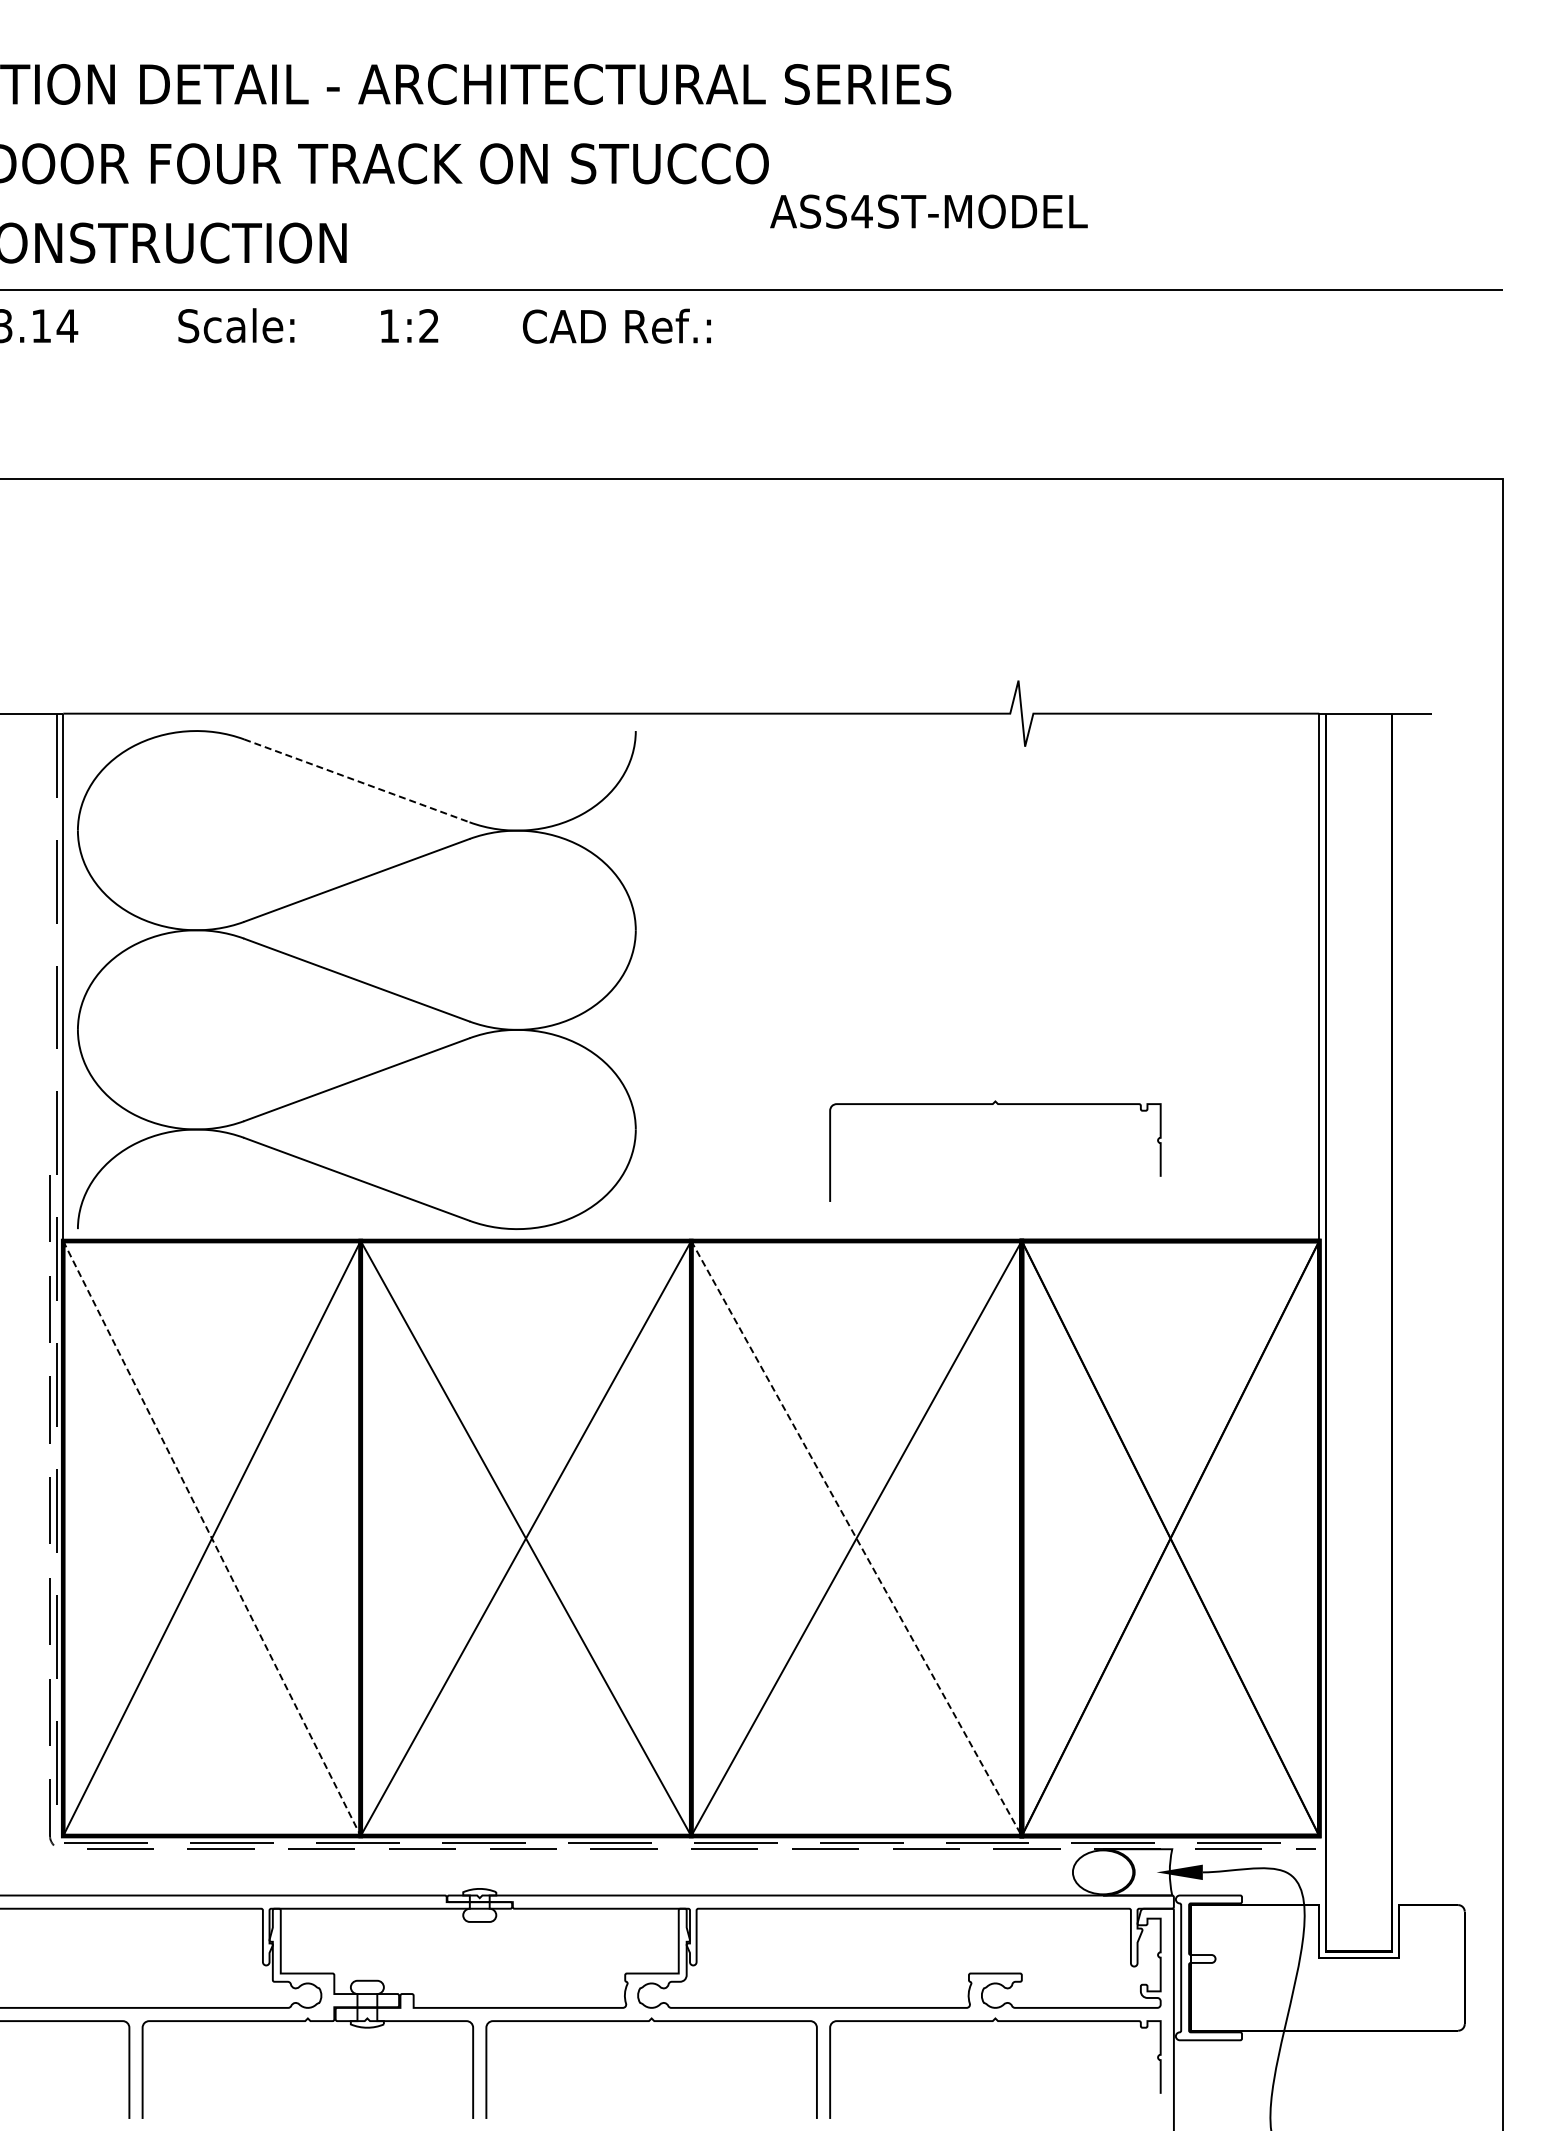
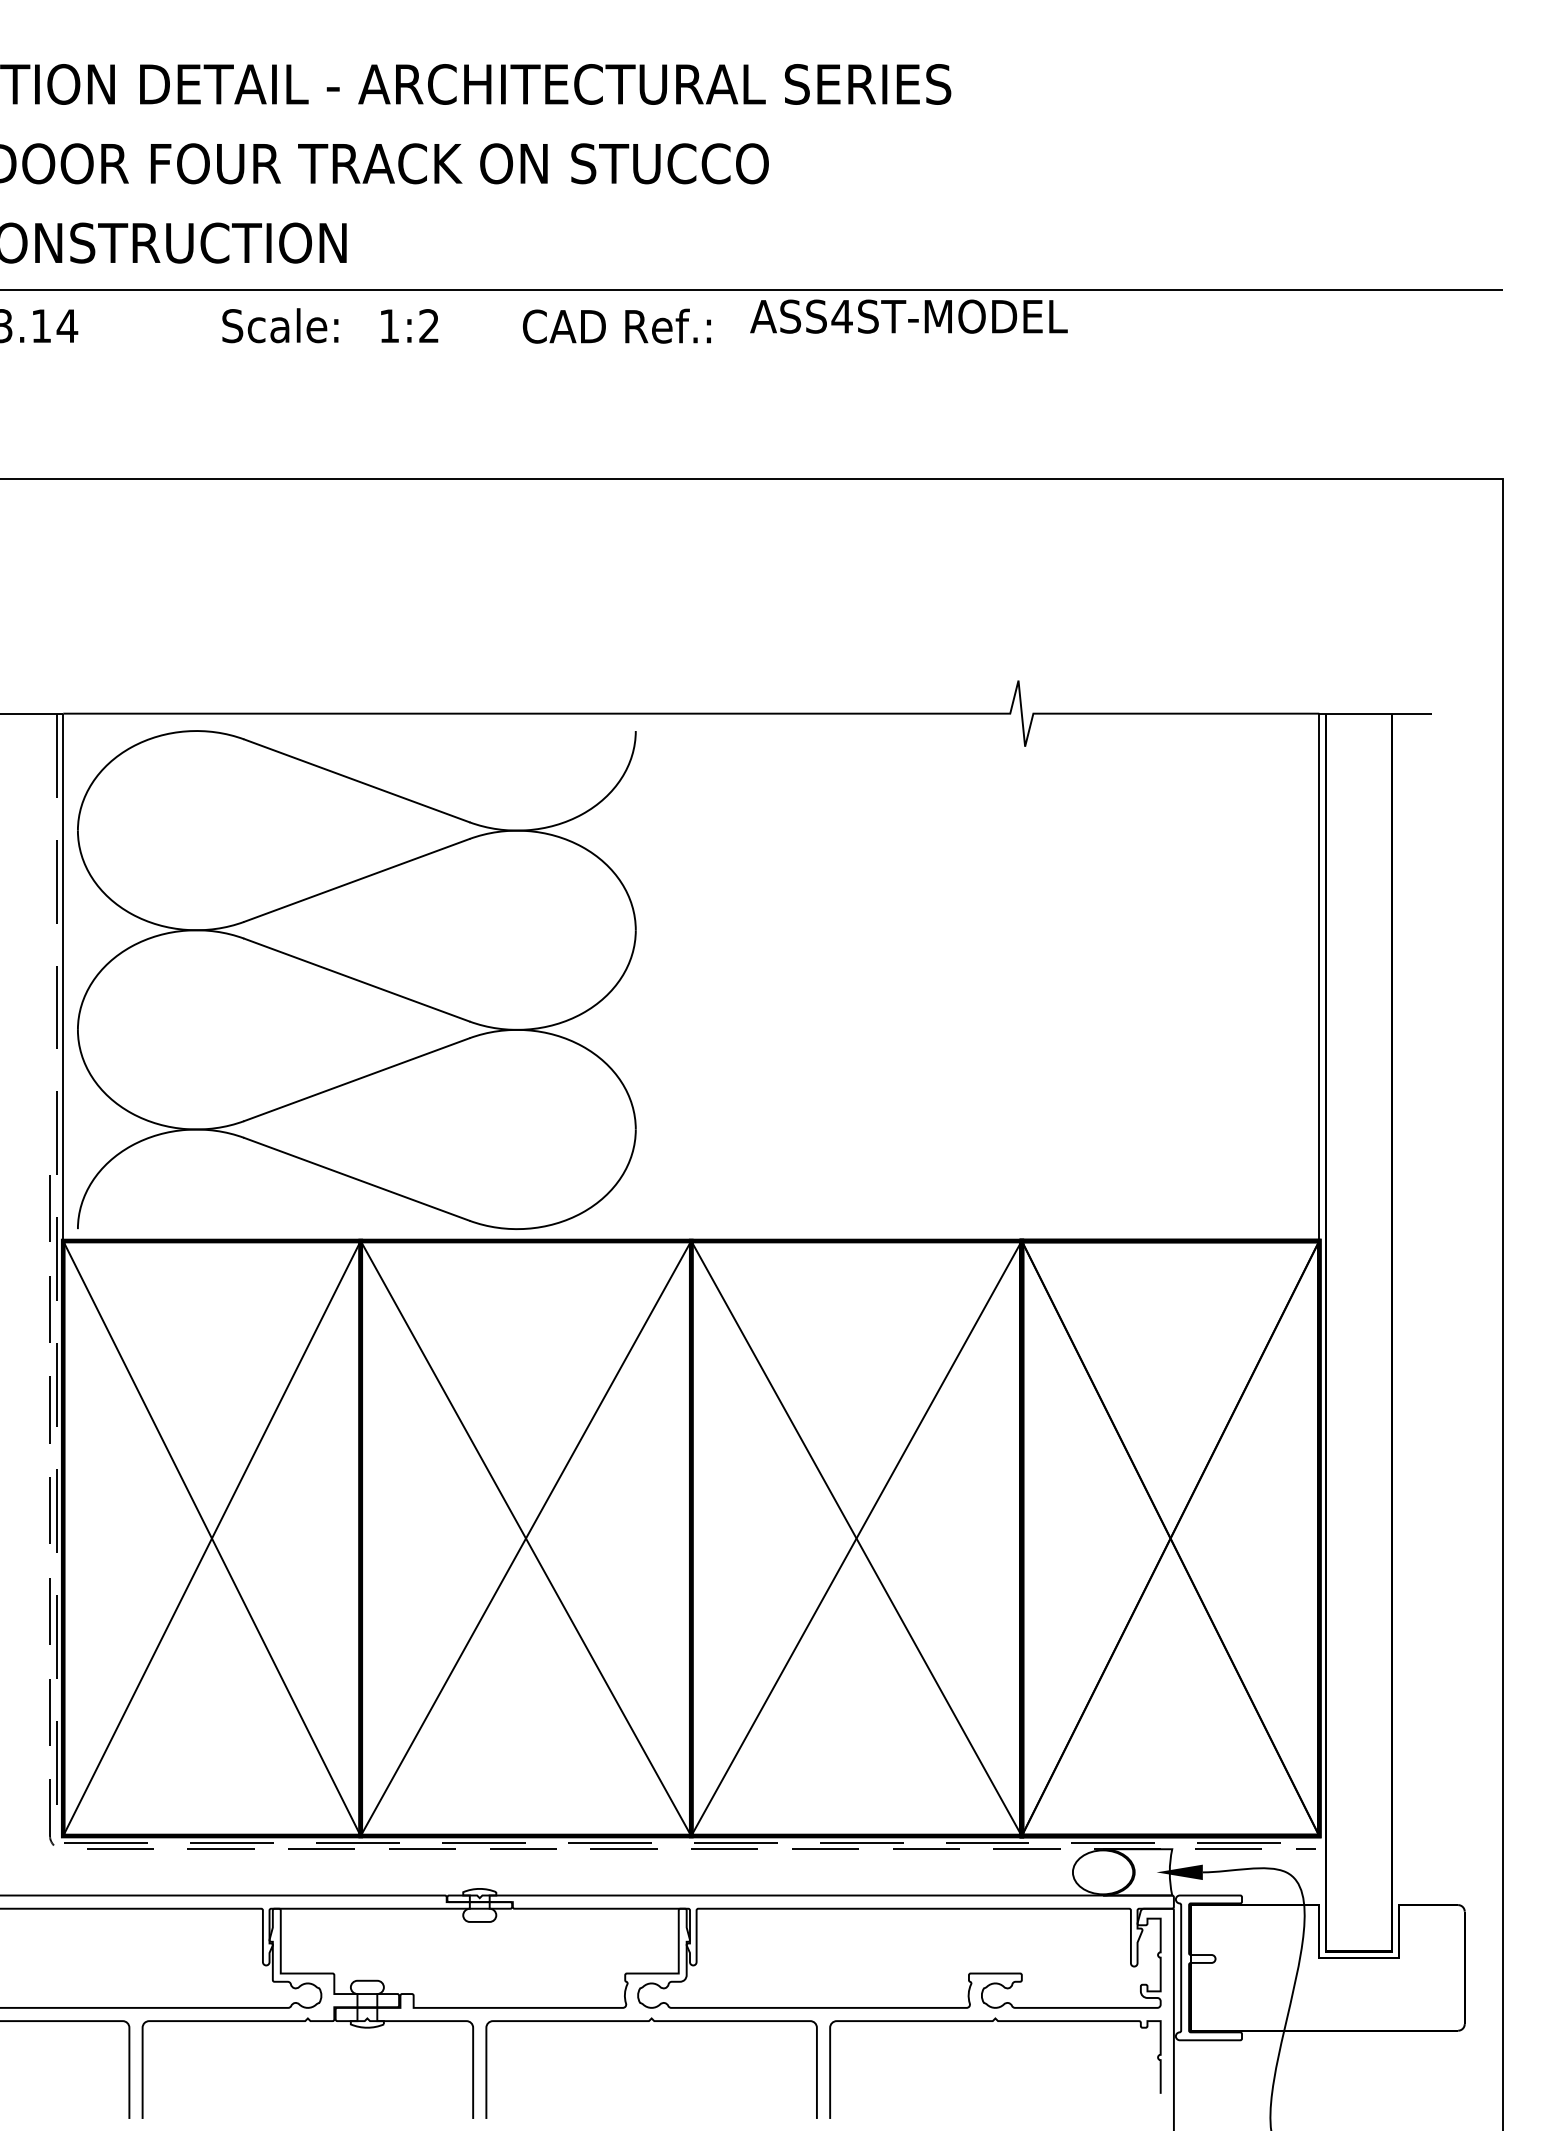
text position: (928, 211) -> (908, 316) (908, 316)
text position: (236, 325) -> (280, 325) (280, 325)
line: dashed -> solid (357, 781)
curve: present -> none (993, 1104)
line: dashed -> solid (211, 1538)
line: dashed -> solid (856, 1538)
